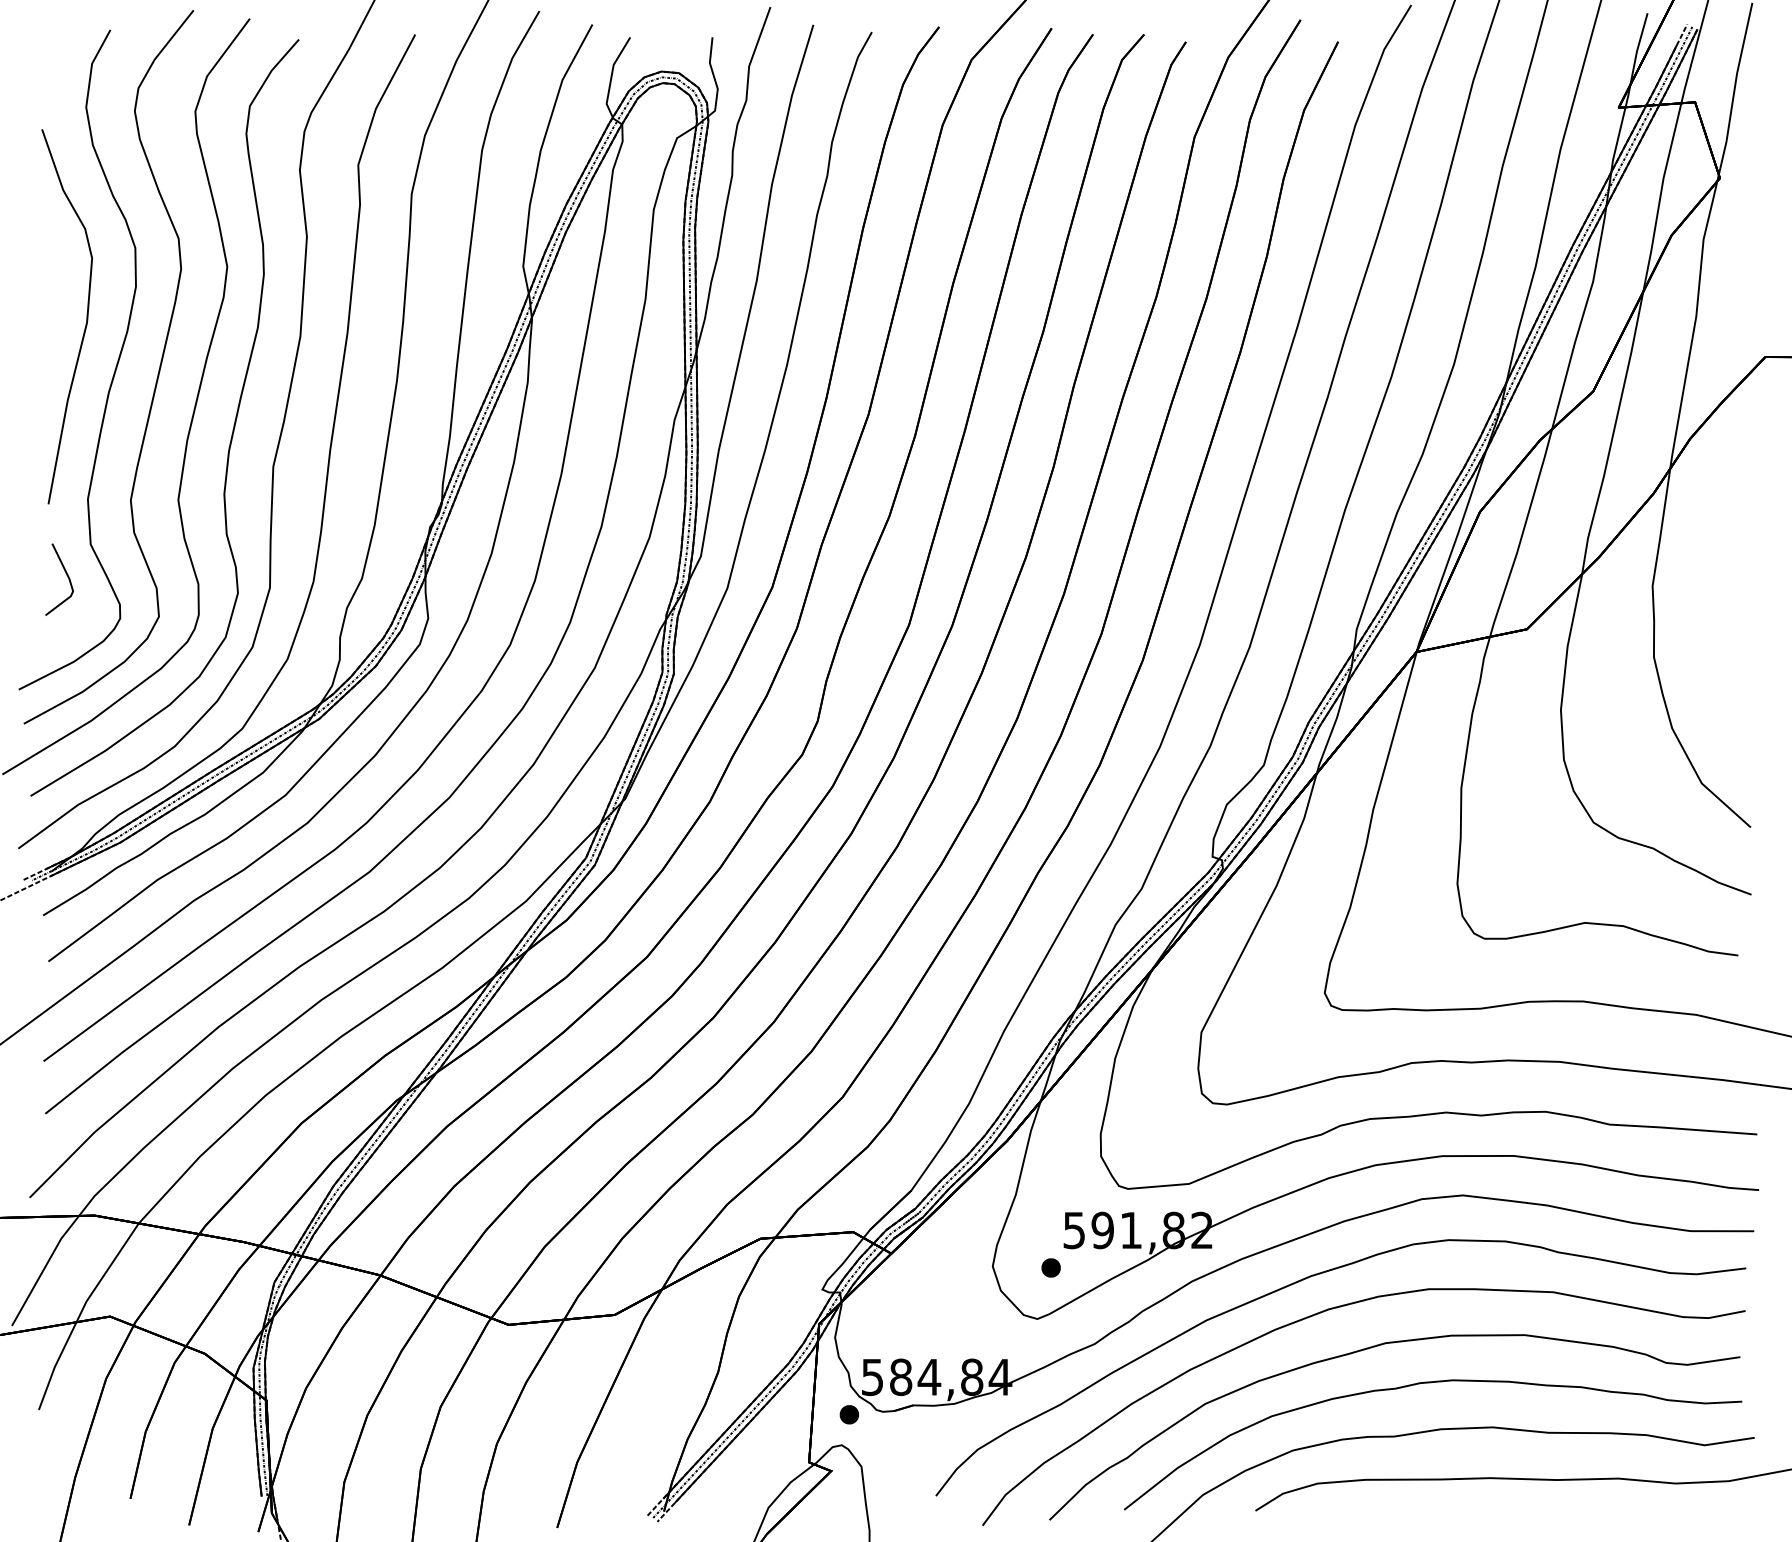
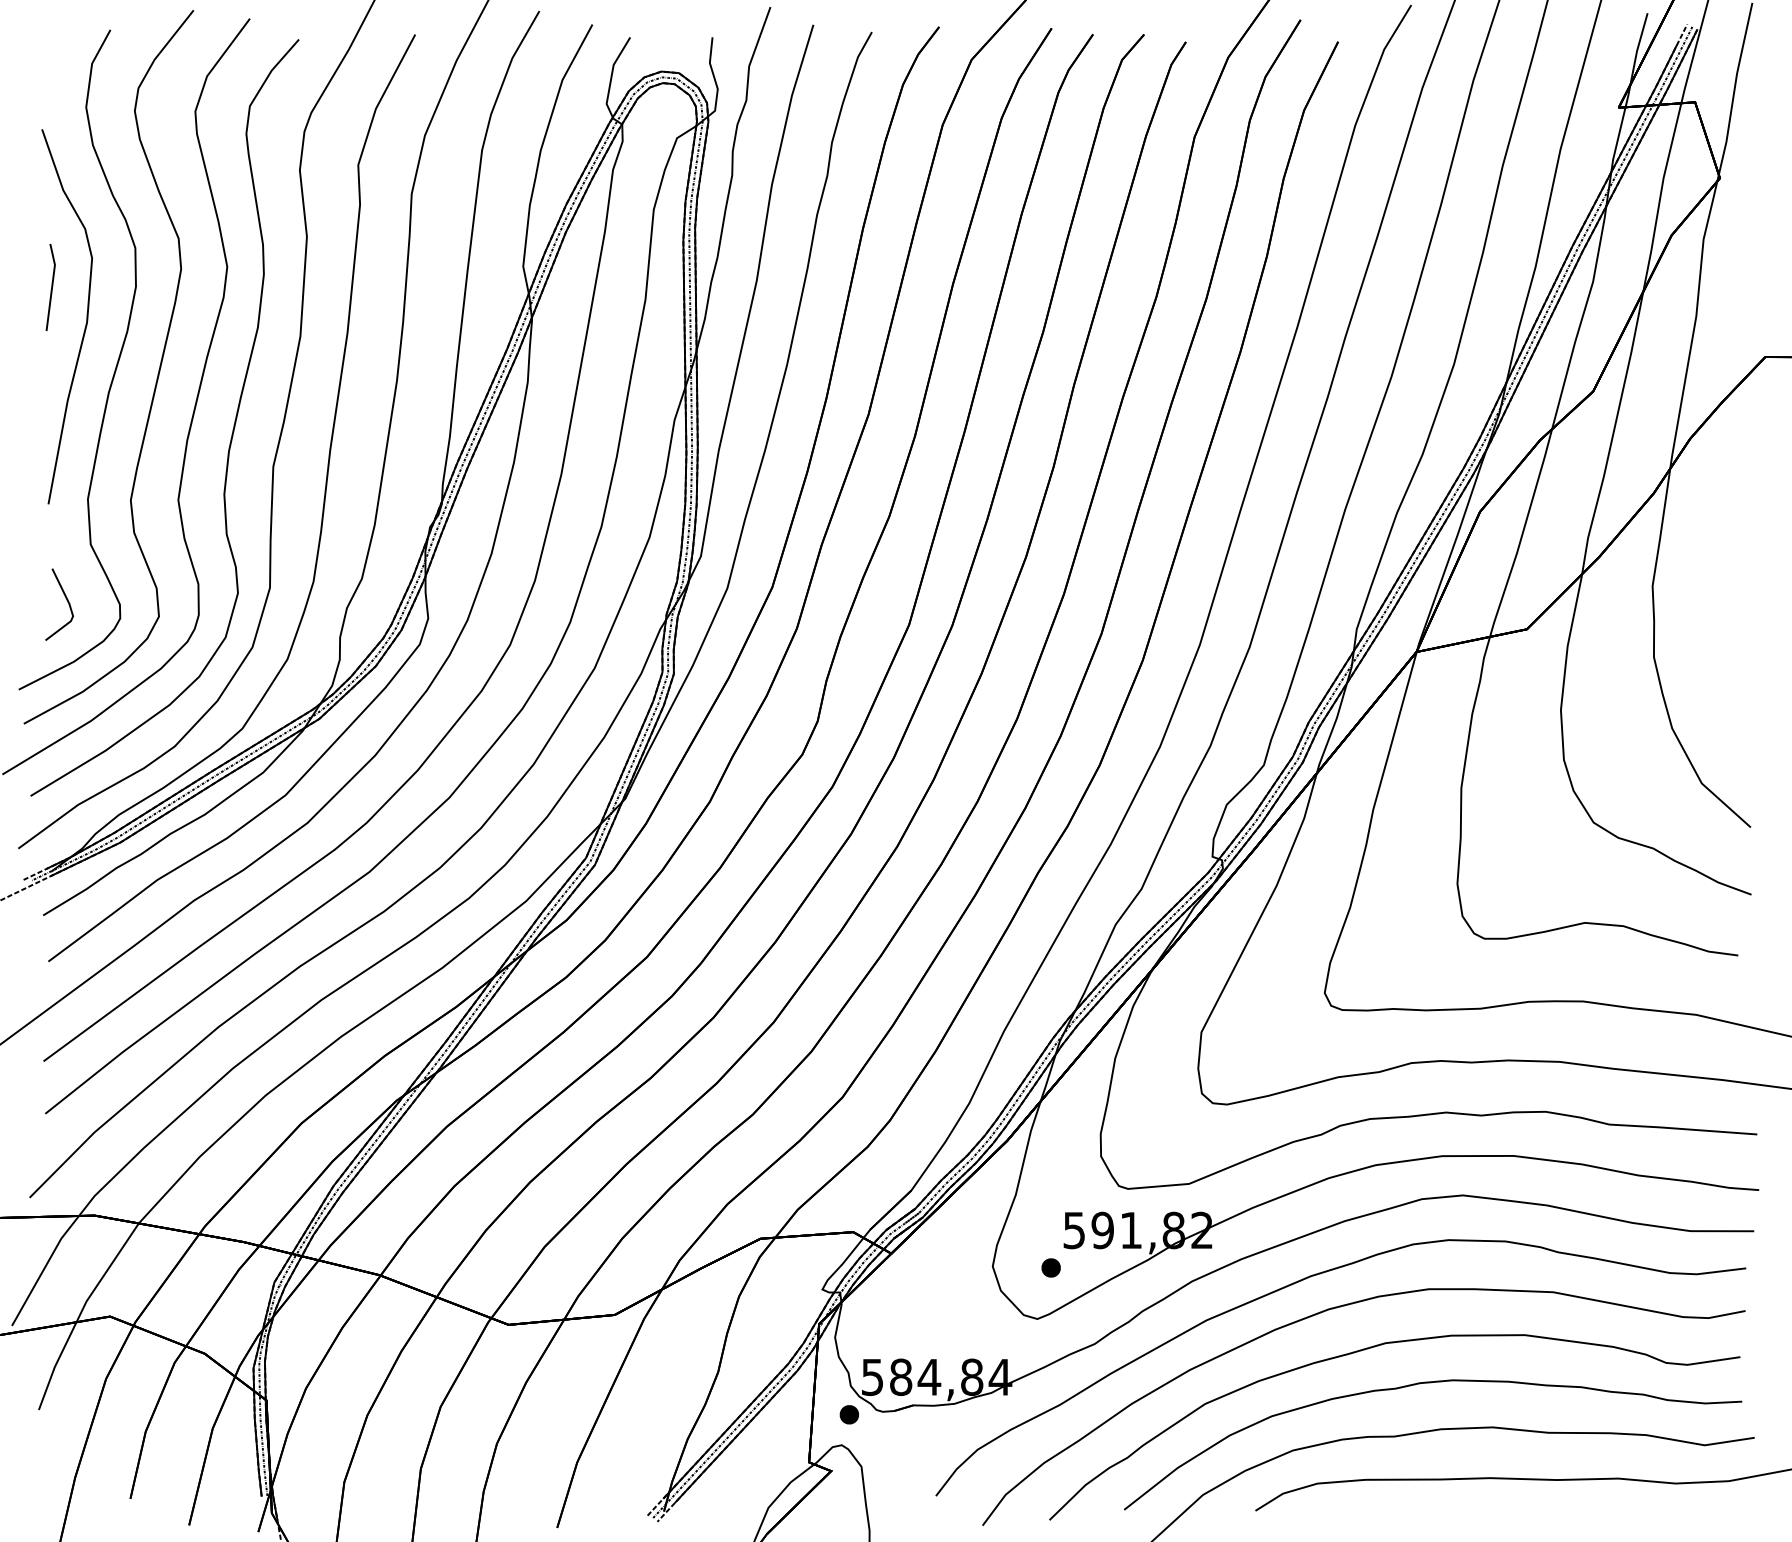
line: none -> present (51, 287)
line position: (66, 575) -> (66, 600) (66, 600)
